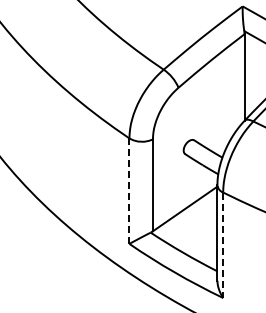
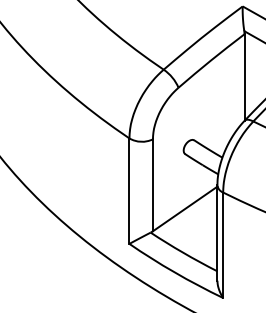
line: dashed -> solid (129, 191)
line: dashed -> solid (223, 245)
